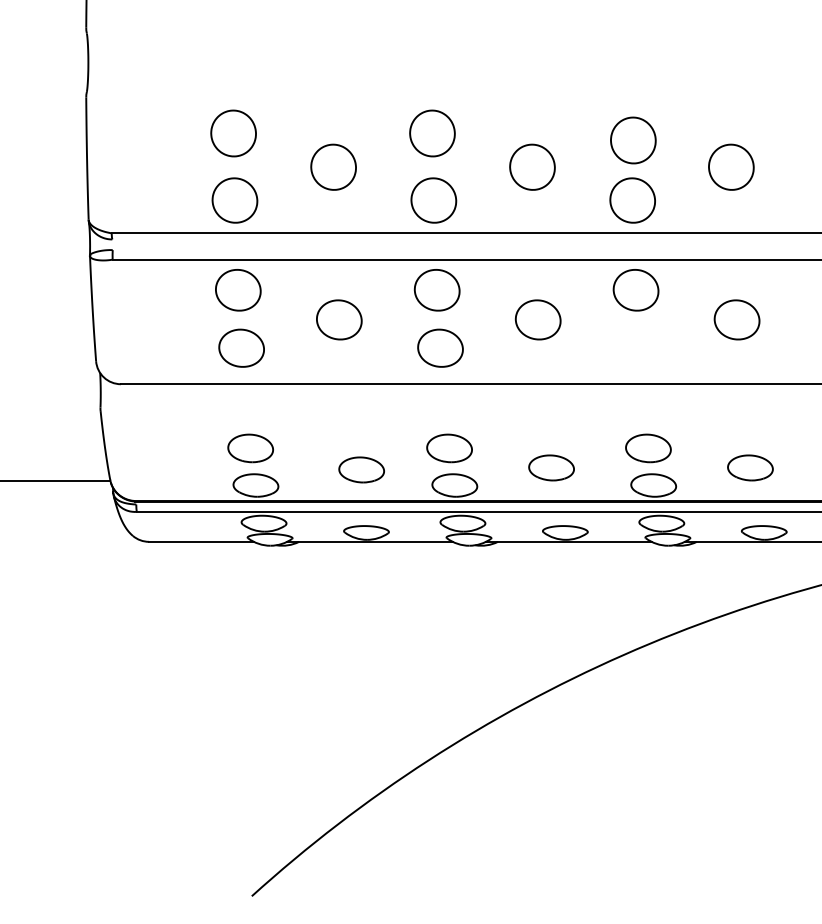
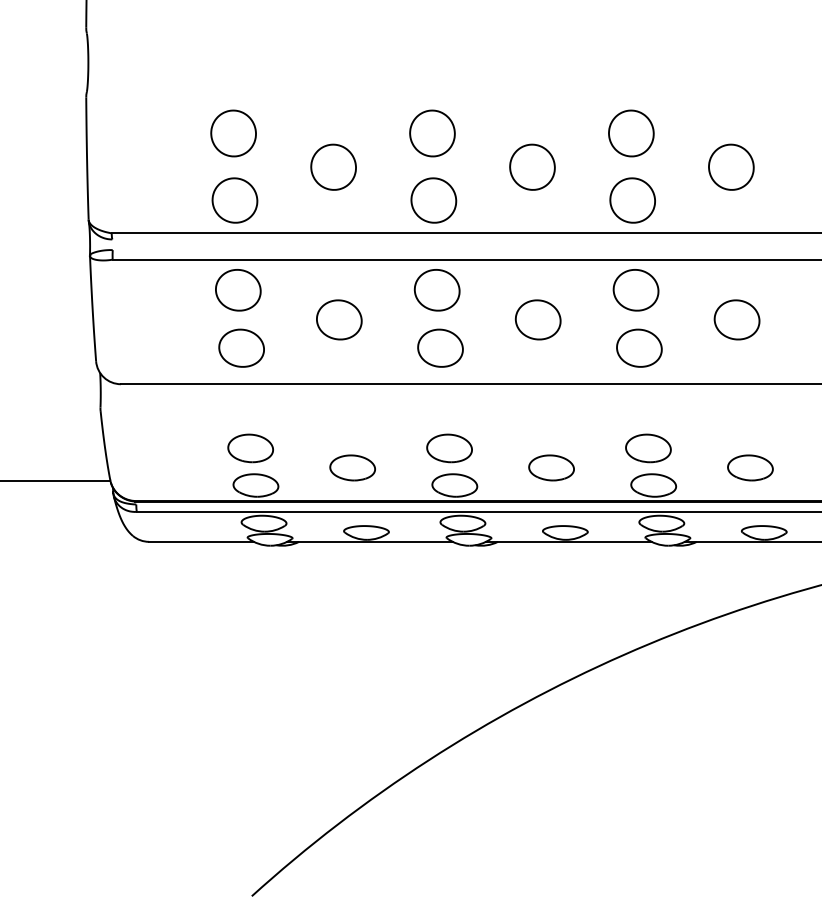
part position: (633, 140) -> (631, 133) (631, 133)
part: none -> present (639, 347)
part position: (361, 469) -> (352, 467) (352, 467)
